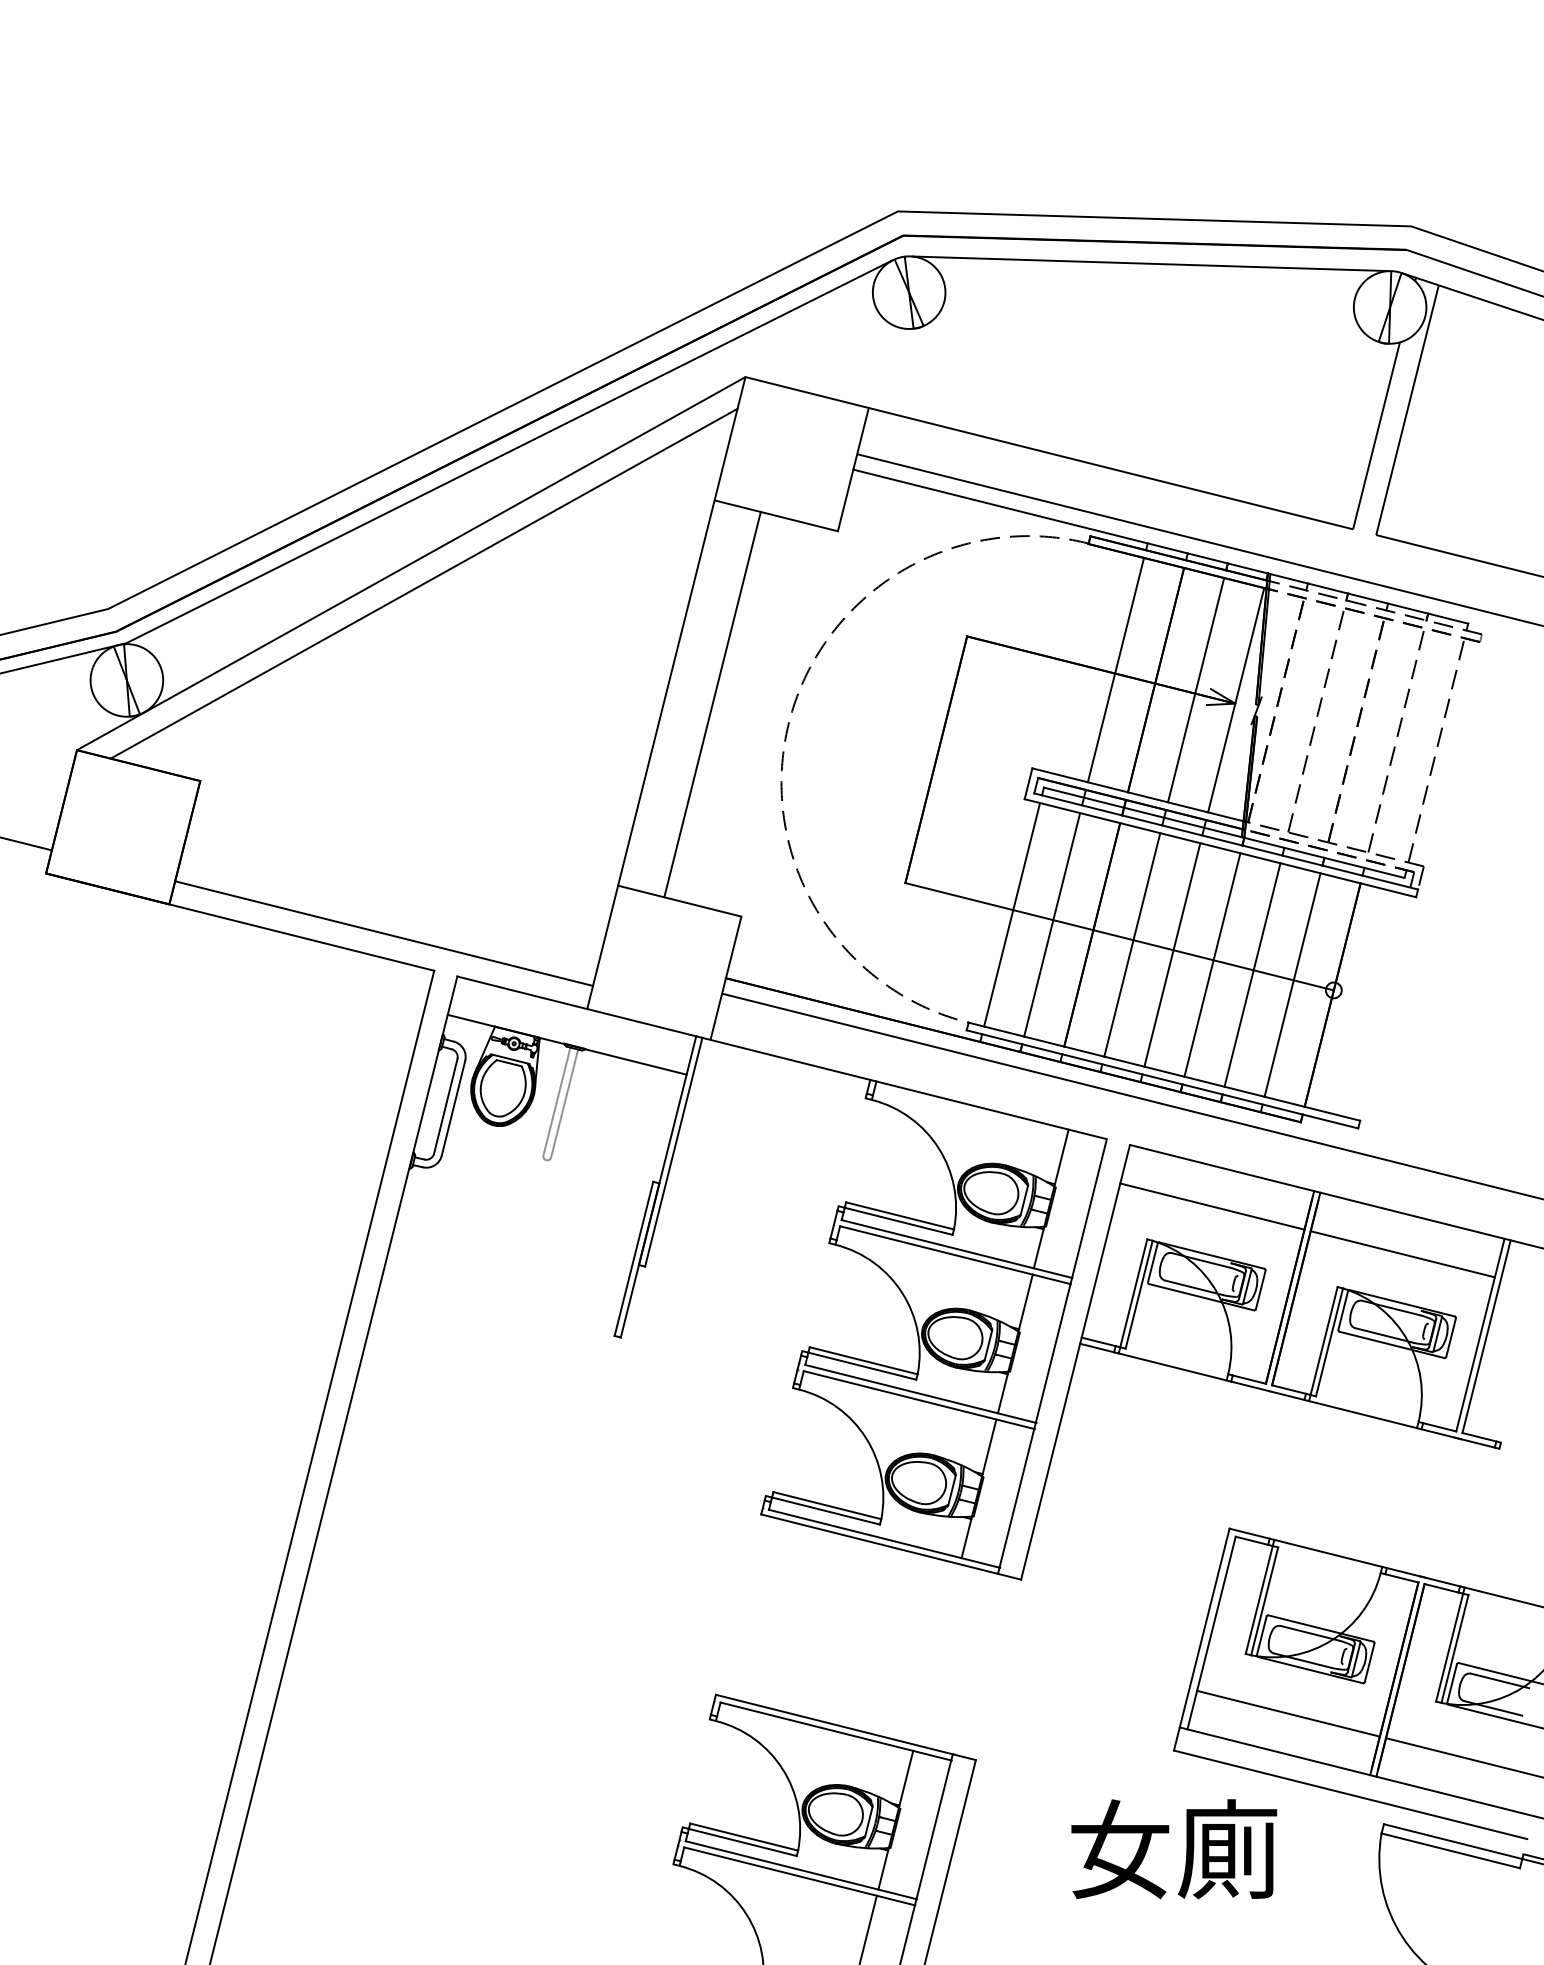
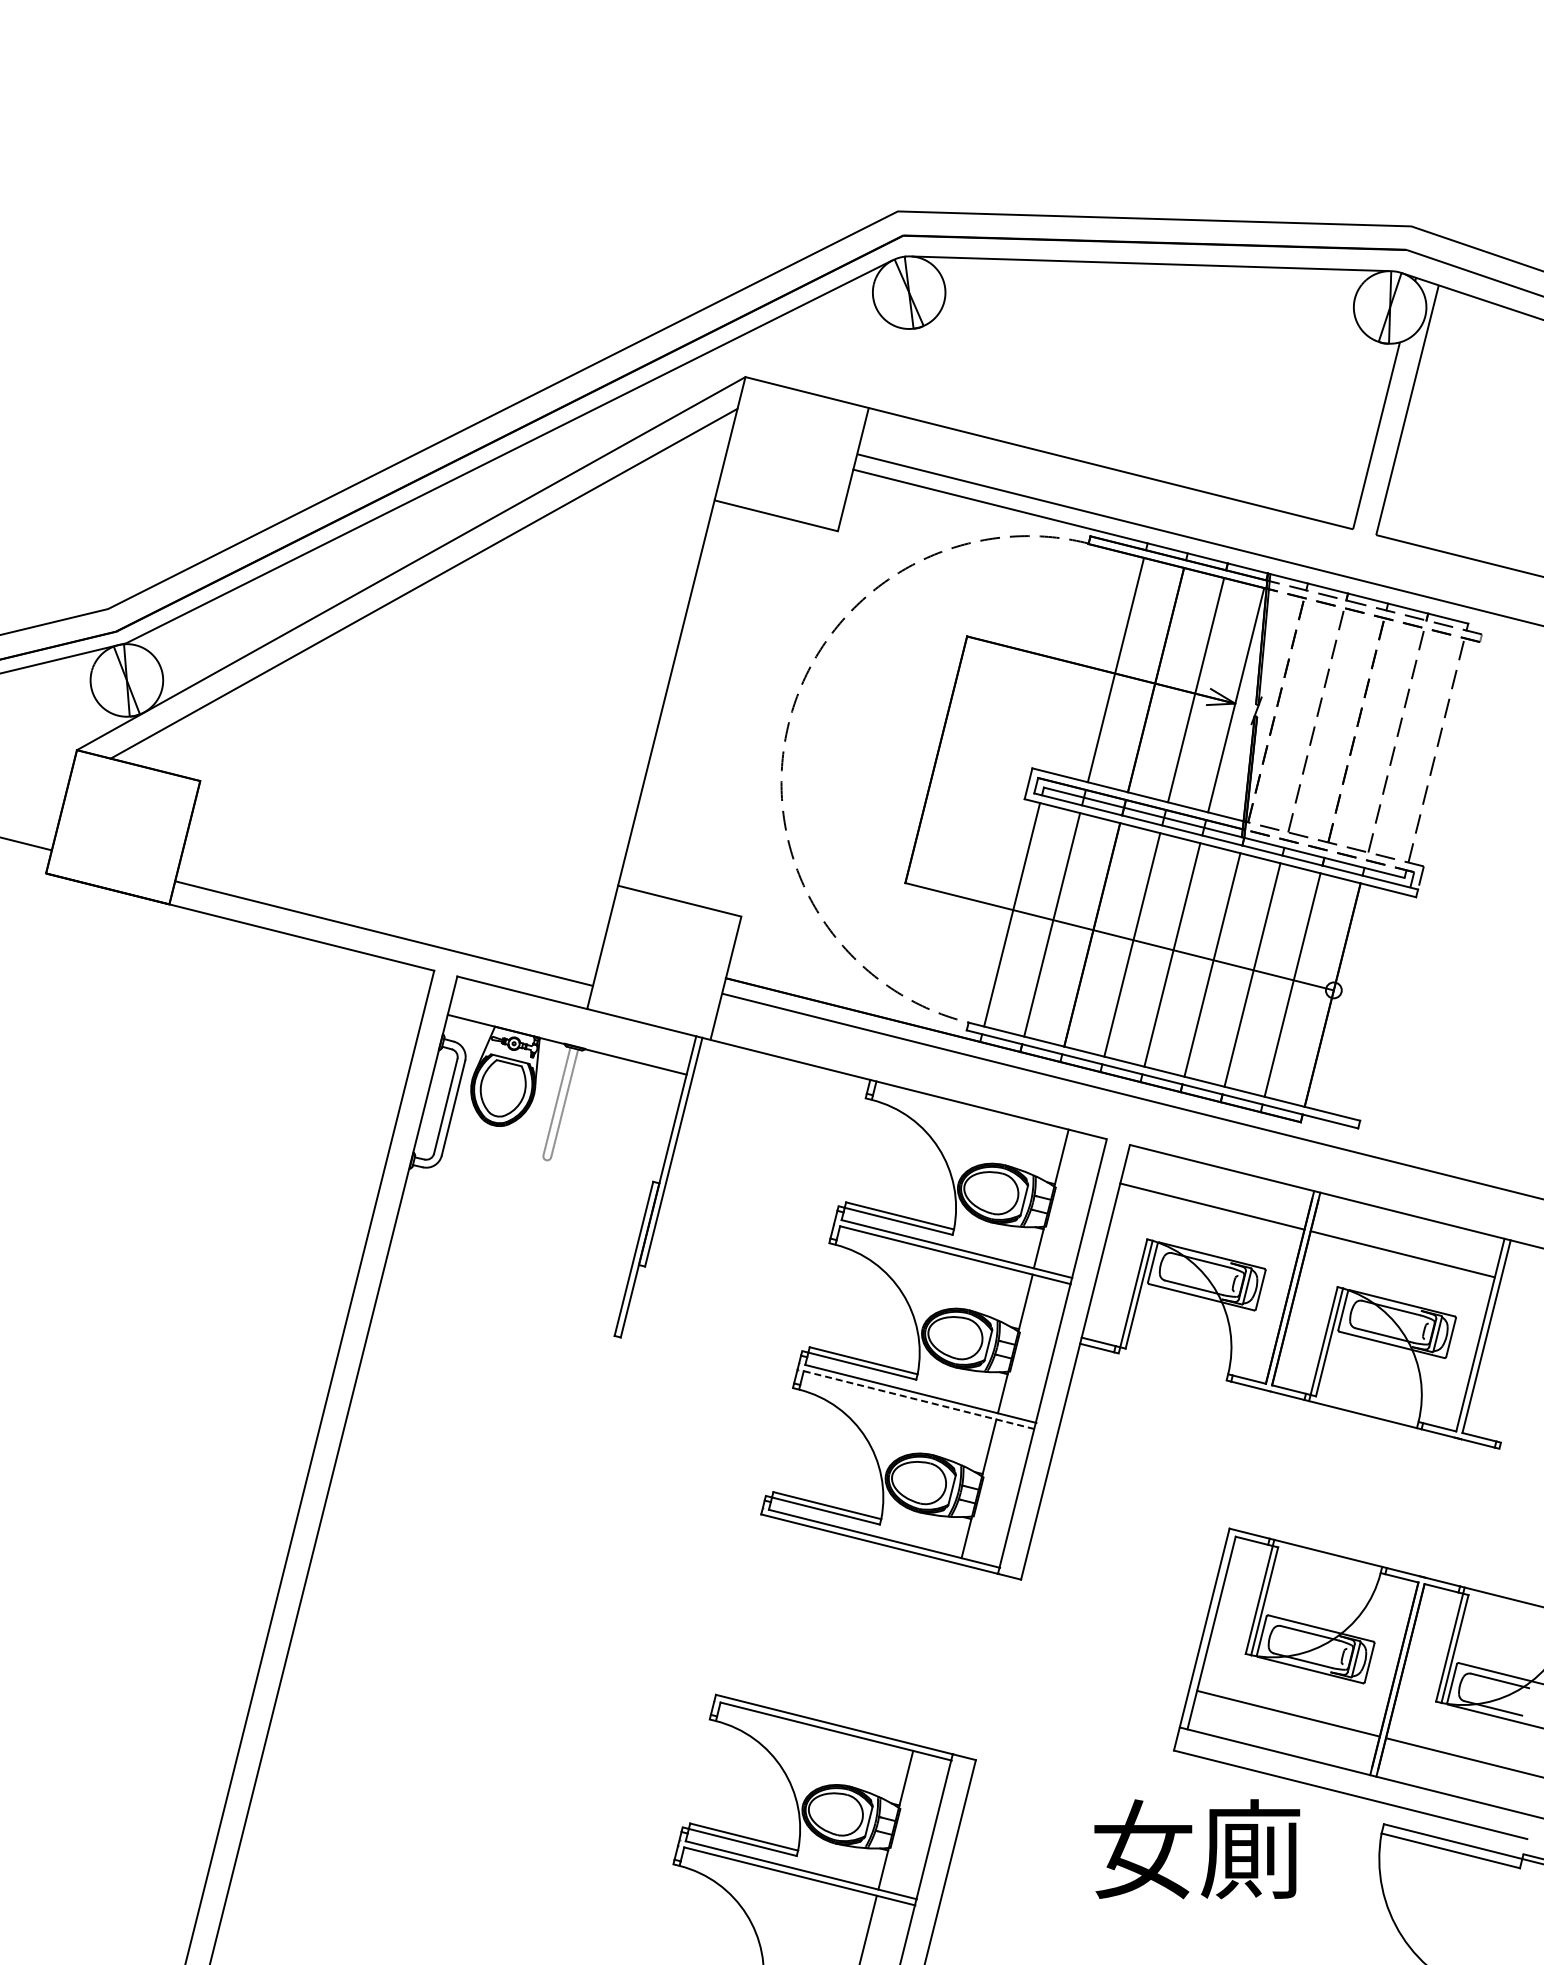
line: present -> none (712, 704)
line: present -> none (1172, 1366)
line: solid -> dashed (919, 1400)
text position: (1174, 1849) -> (1197, 1849) (1197, 1849)
